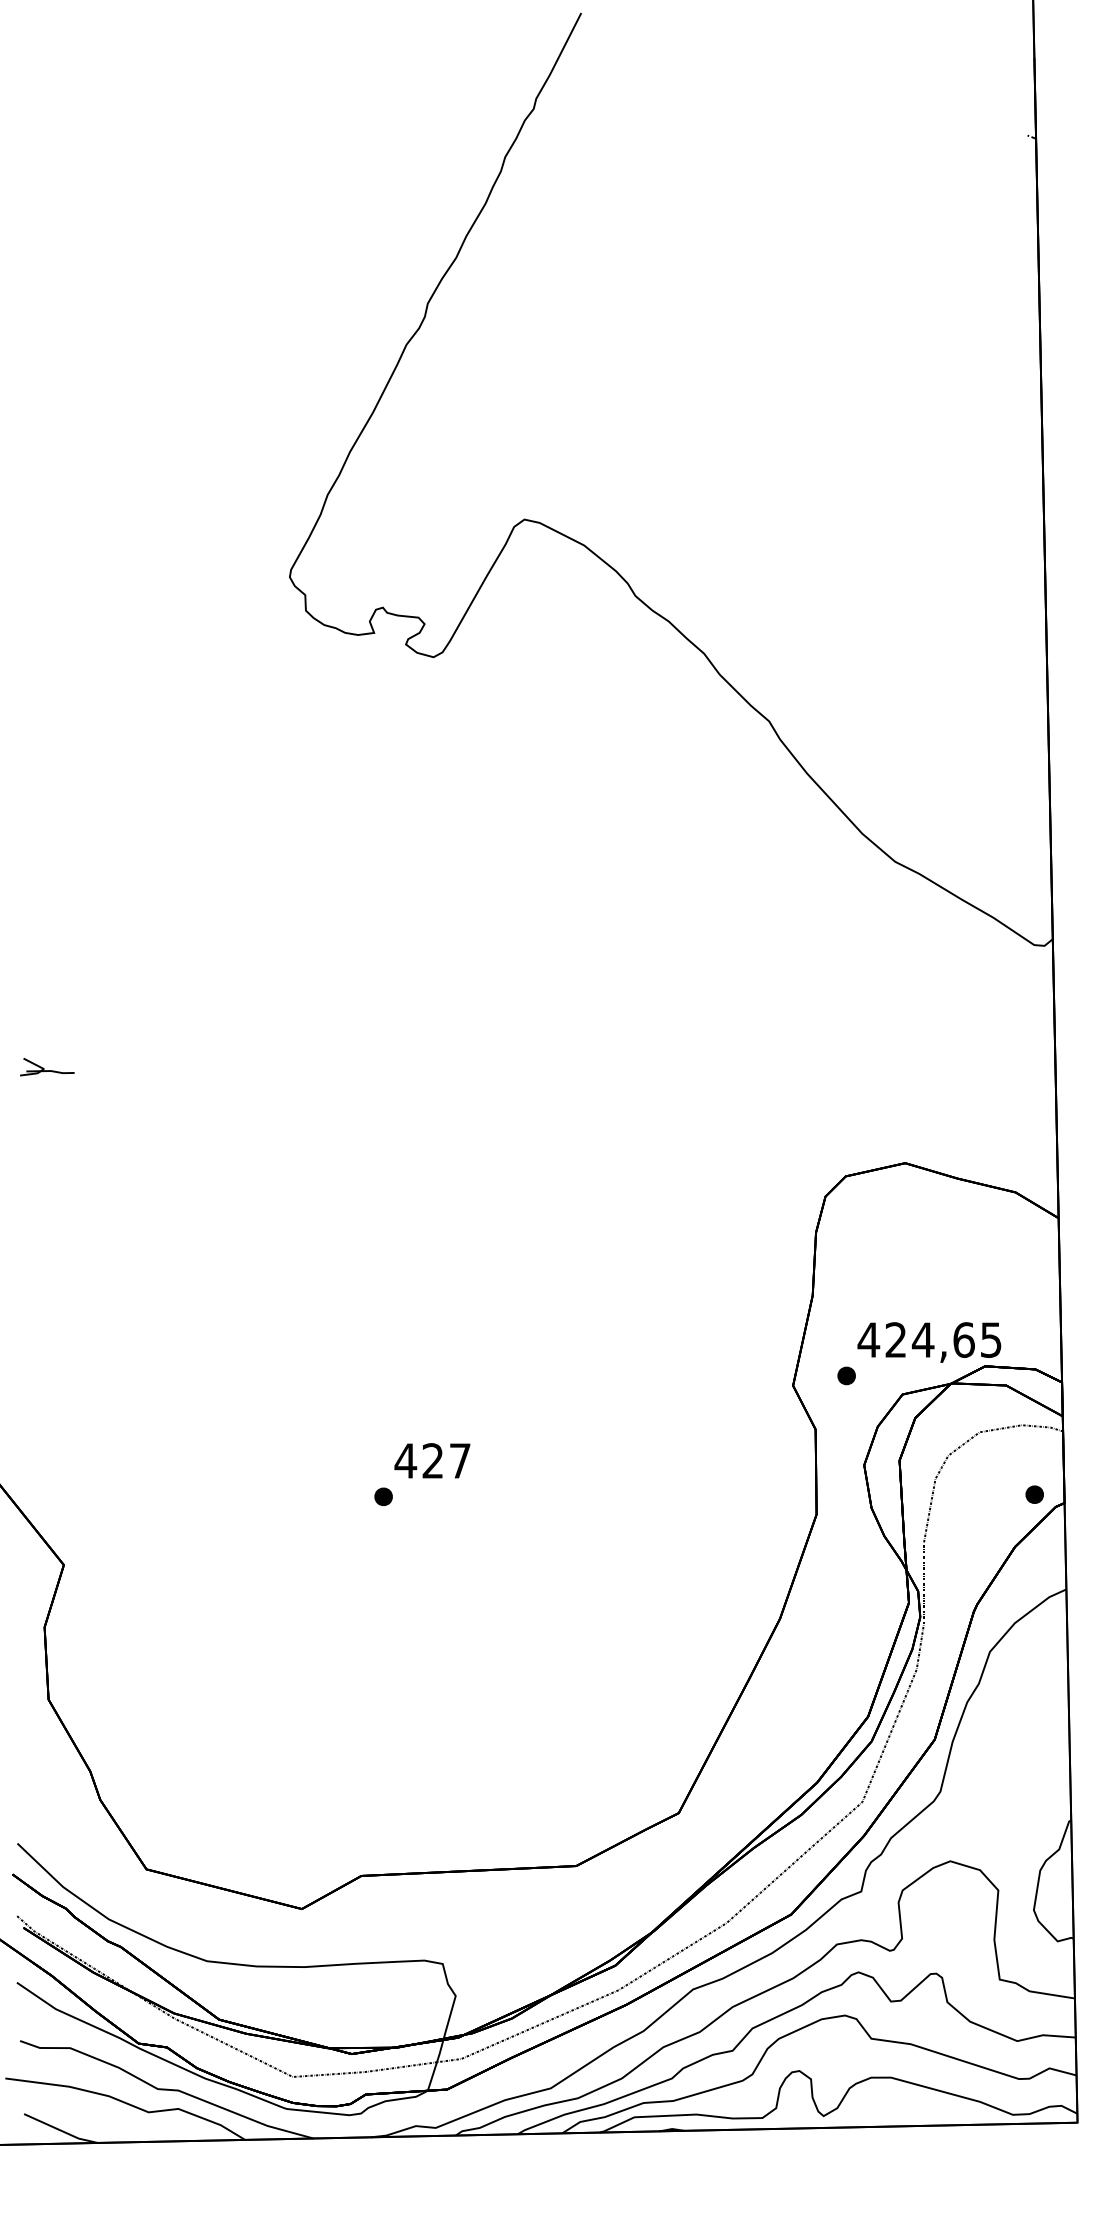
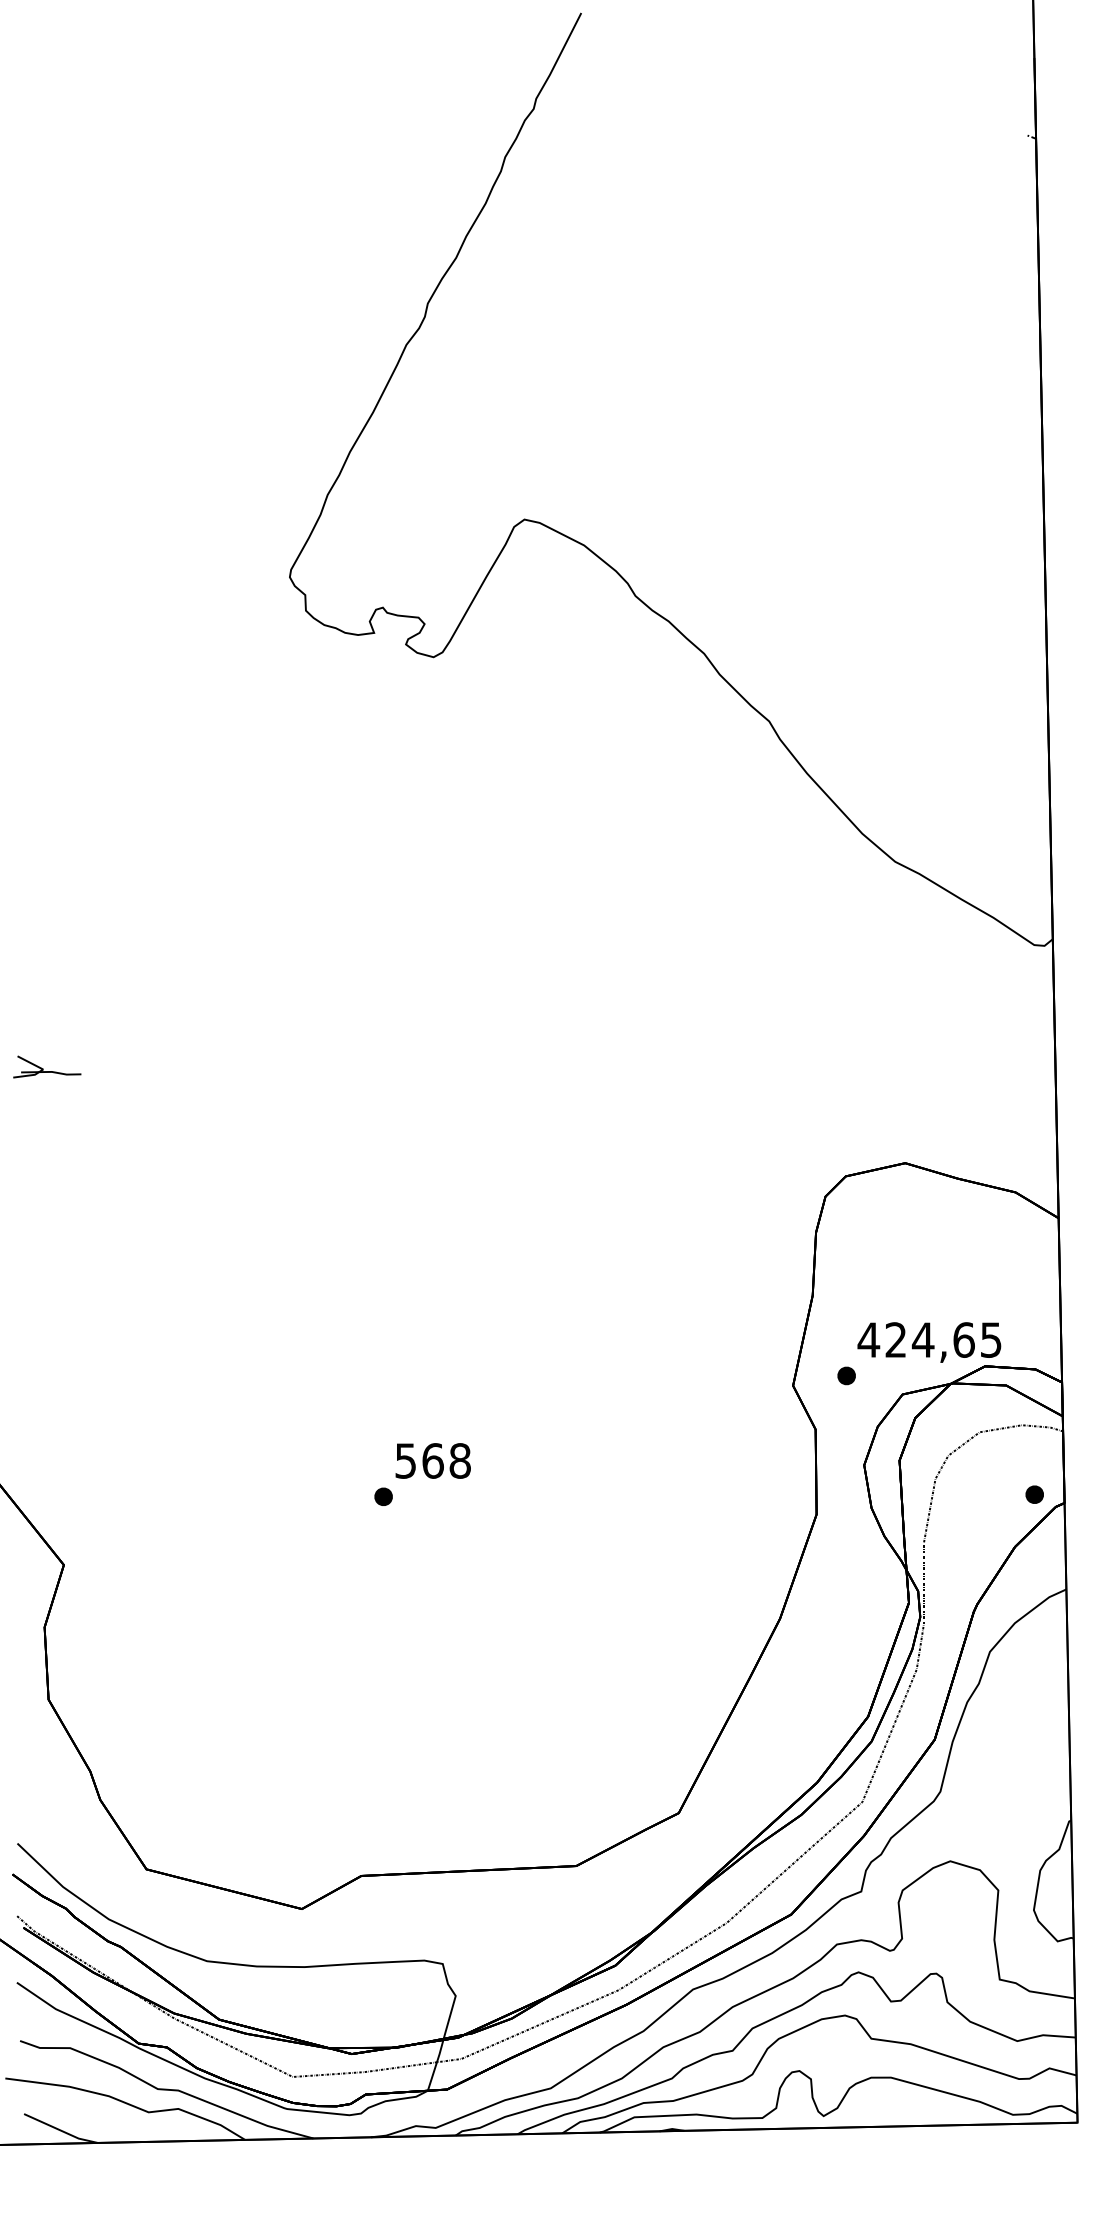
part size: 55x19 px -> 69x24 px (47, 1066)
text: 427 -> 568 (432, 1460)
